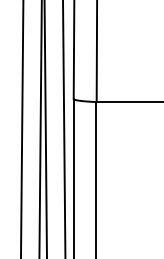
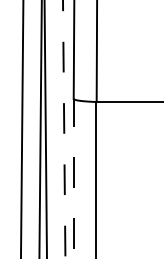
line: solid -> dashed (64, 129)
line: solid -> dashed (73, 178)
